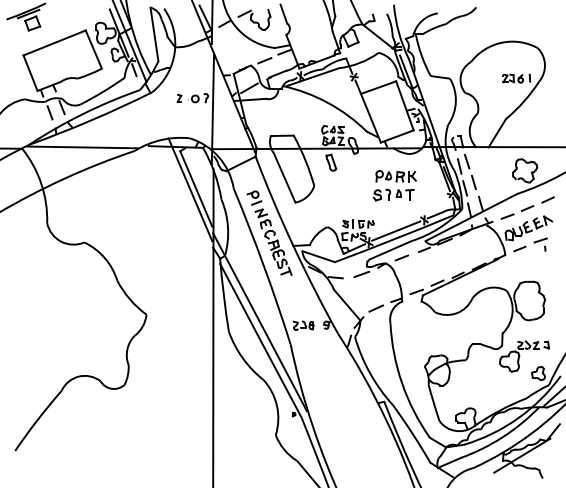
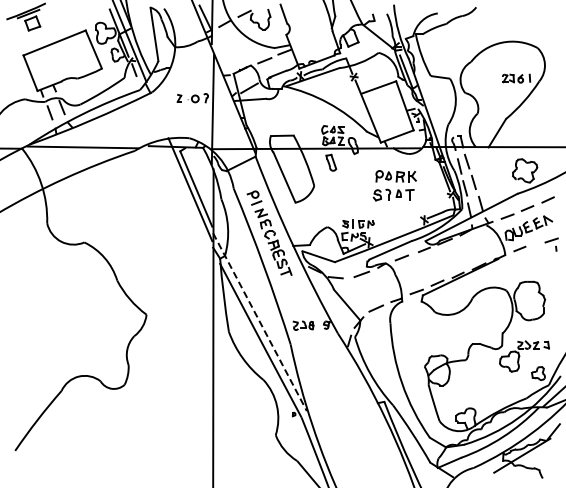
line: present -> none (396, 230)
part position: (540, 244) -> (551, 244) (551, 244)
line: solid -> dashed (260, 322)
